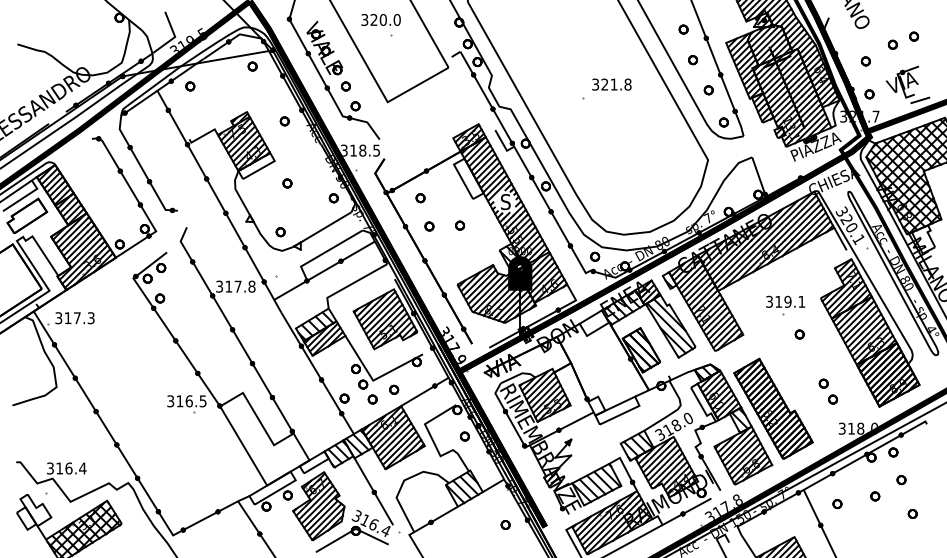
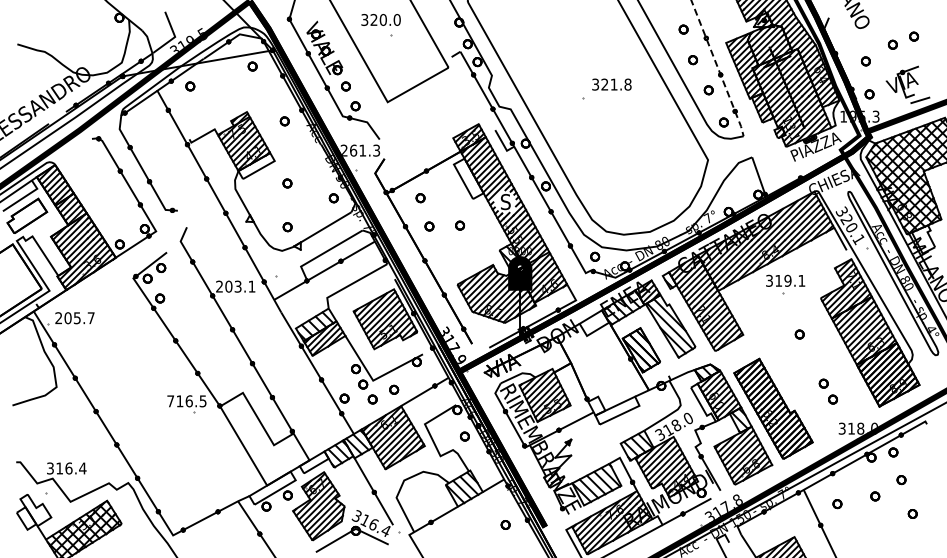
line: solid -> dashed (718, 68)
text: 321.7 -> 195.3 (859, 116)
text: 318.5 -> 261.3 (360, 150)
part position: (280, 232) -> (287, 227) (287, 227)
text: 317.8 -> 203.1 (235, 286)
part position: (785, 305) -> (785, 284) (785, 284)
text: 317.3 -> 205.7 (74, 318)
text: 316.5 -> 716.5 (170, 401)
